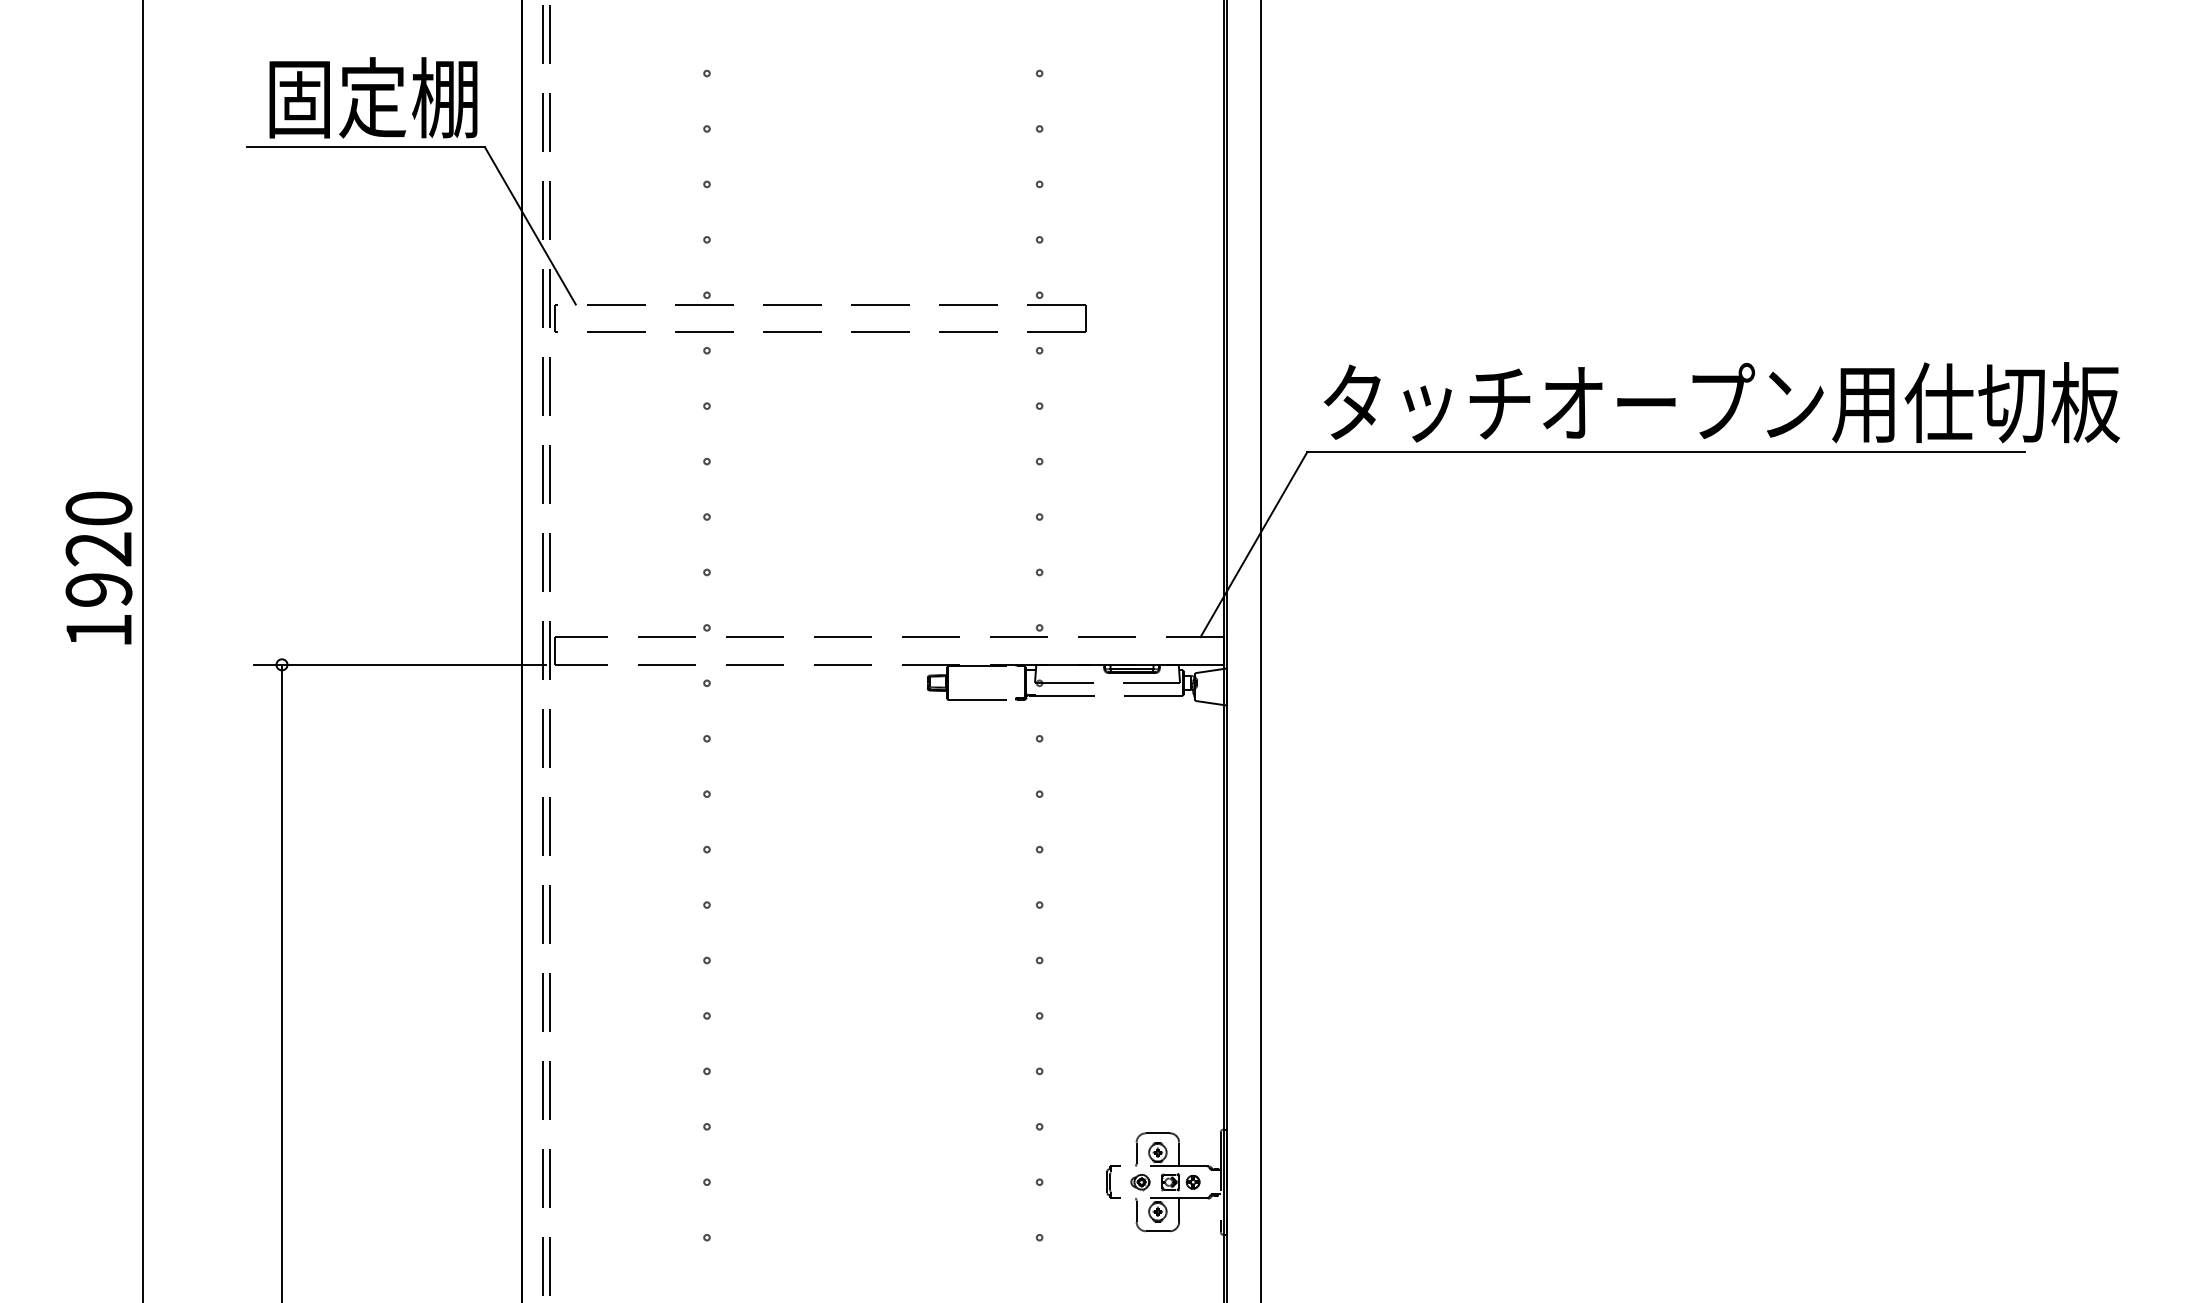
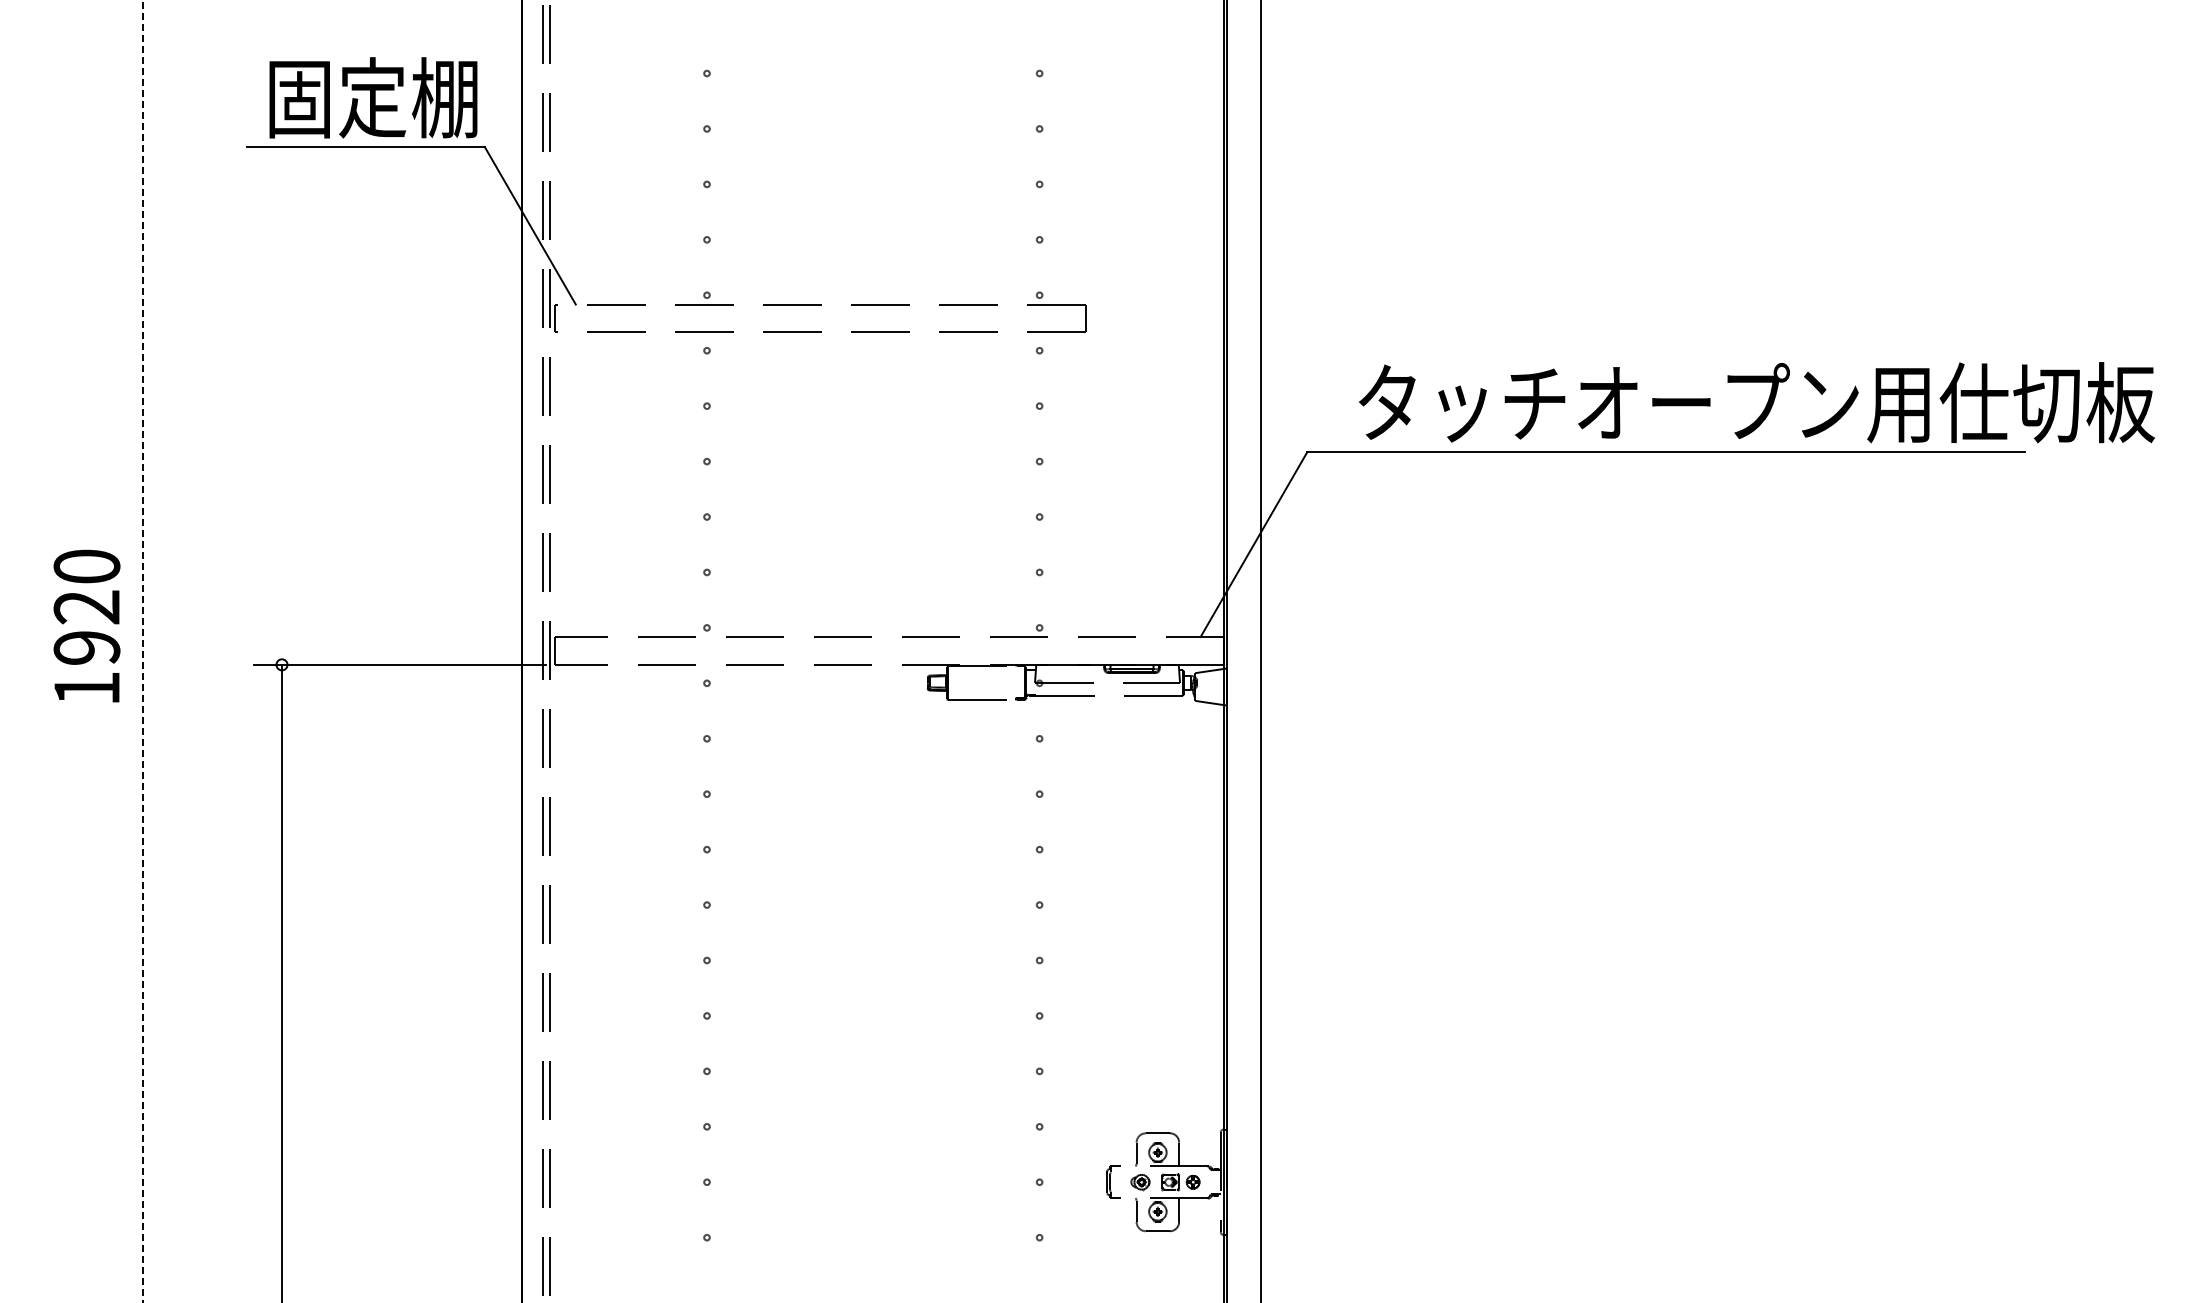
text position: (1721, 402) -> (1756, 402) (1756, 402)
text position: (98, 567) -> (86, 625) (86, 625)
line: solid -> dashed (143, 651)
